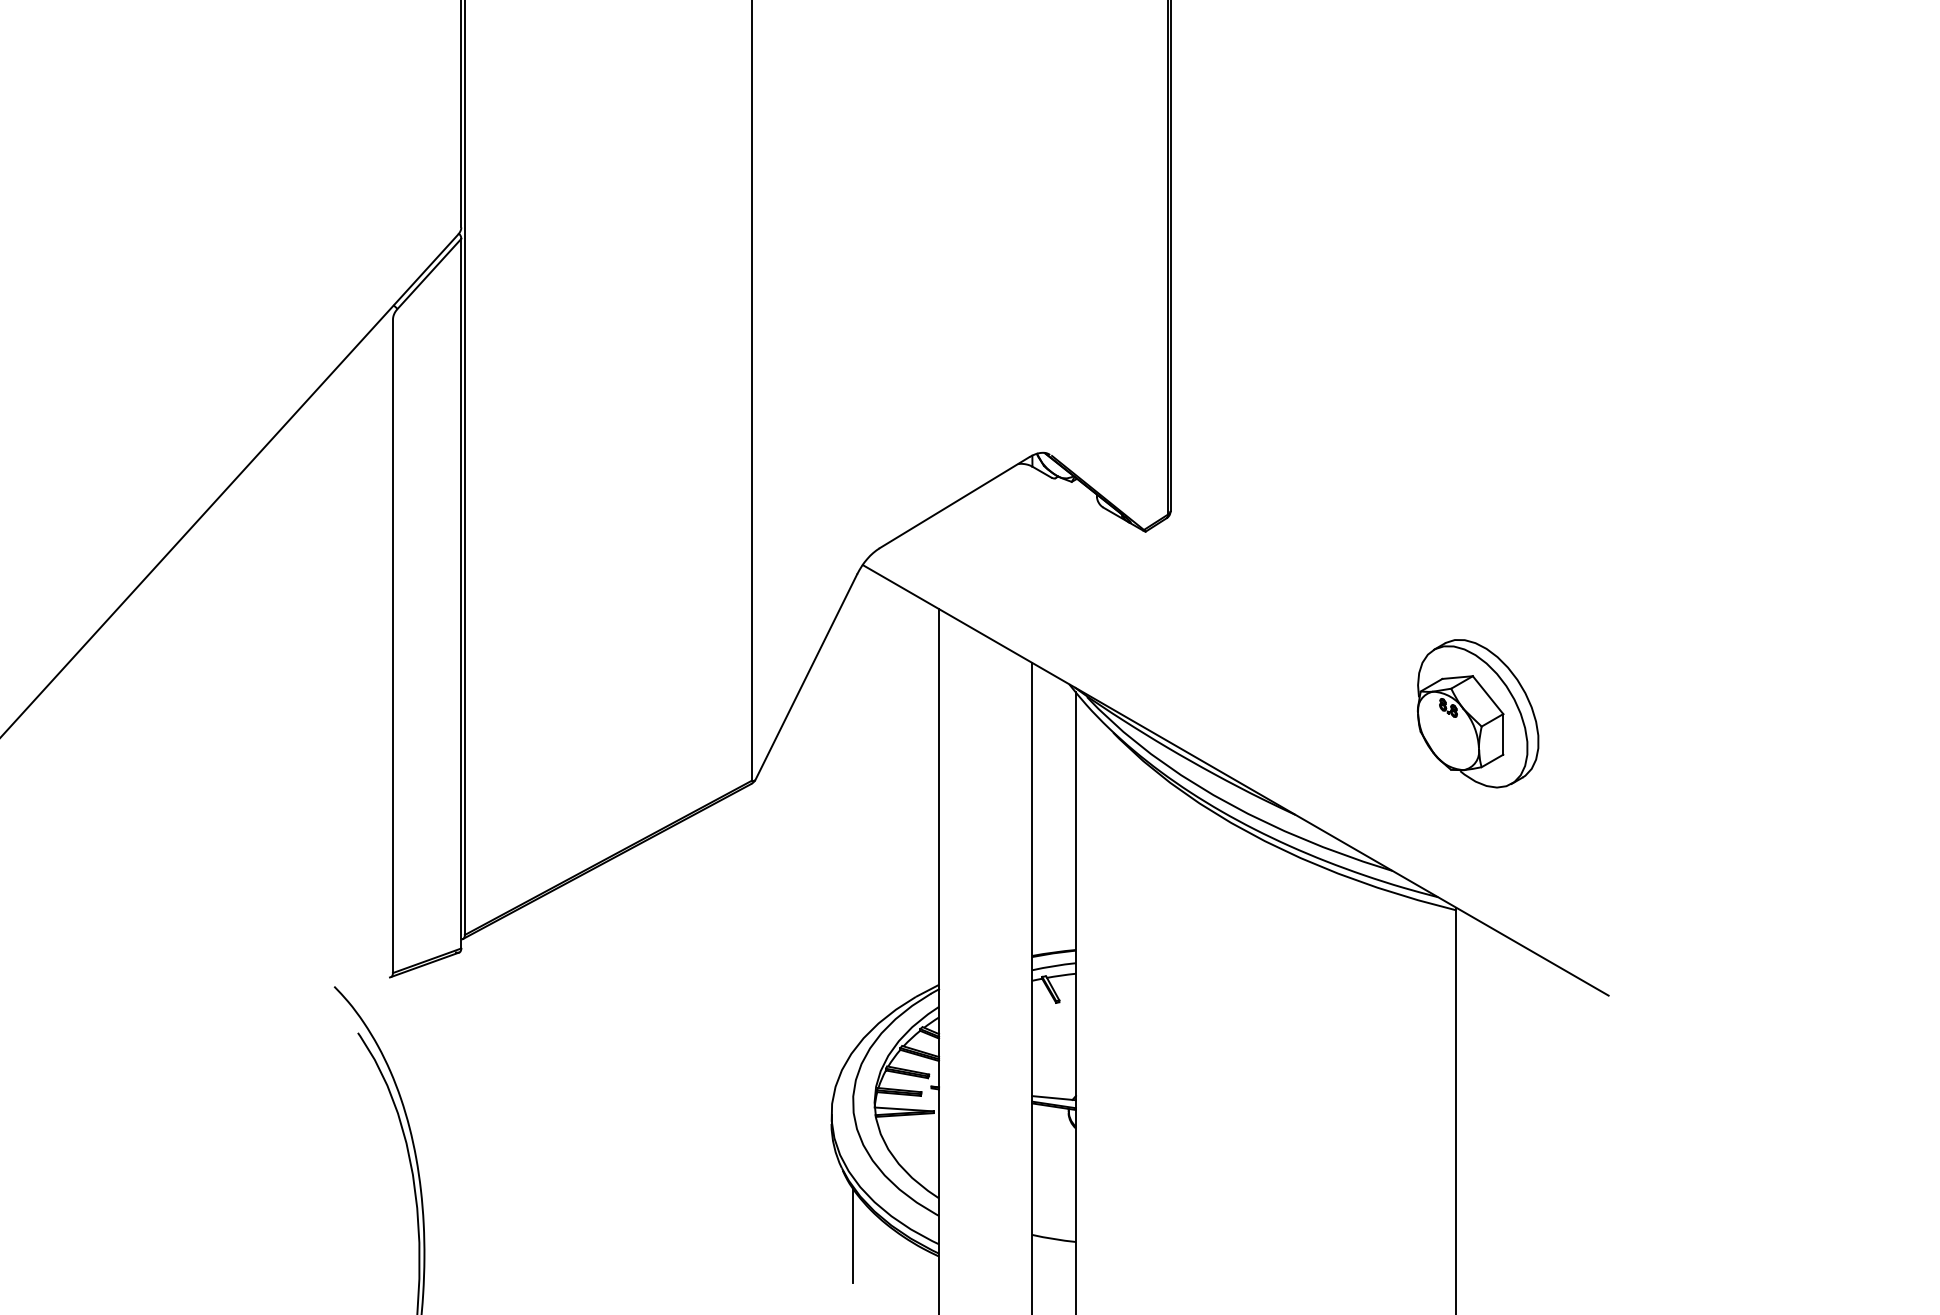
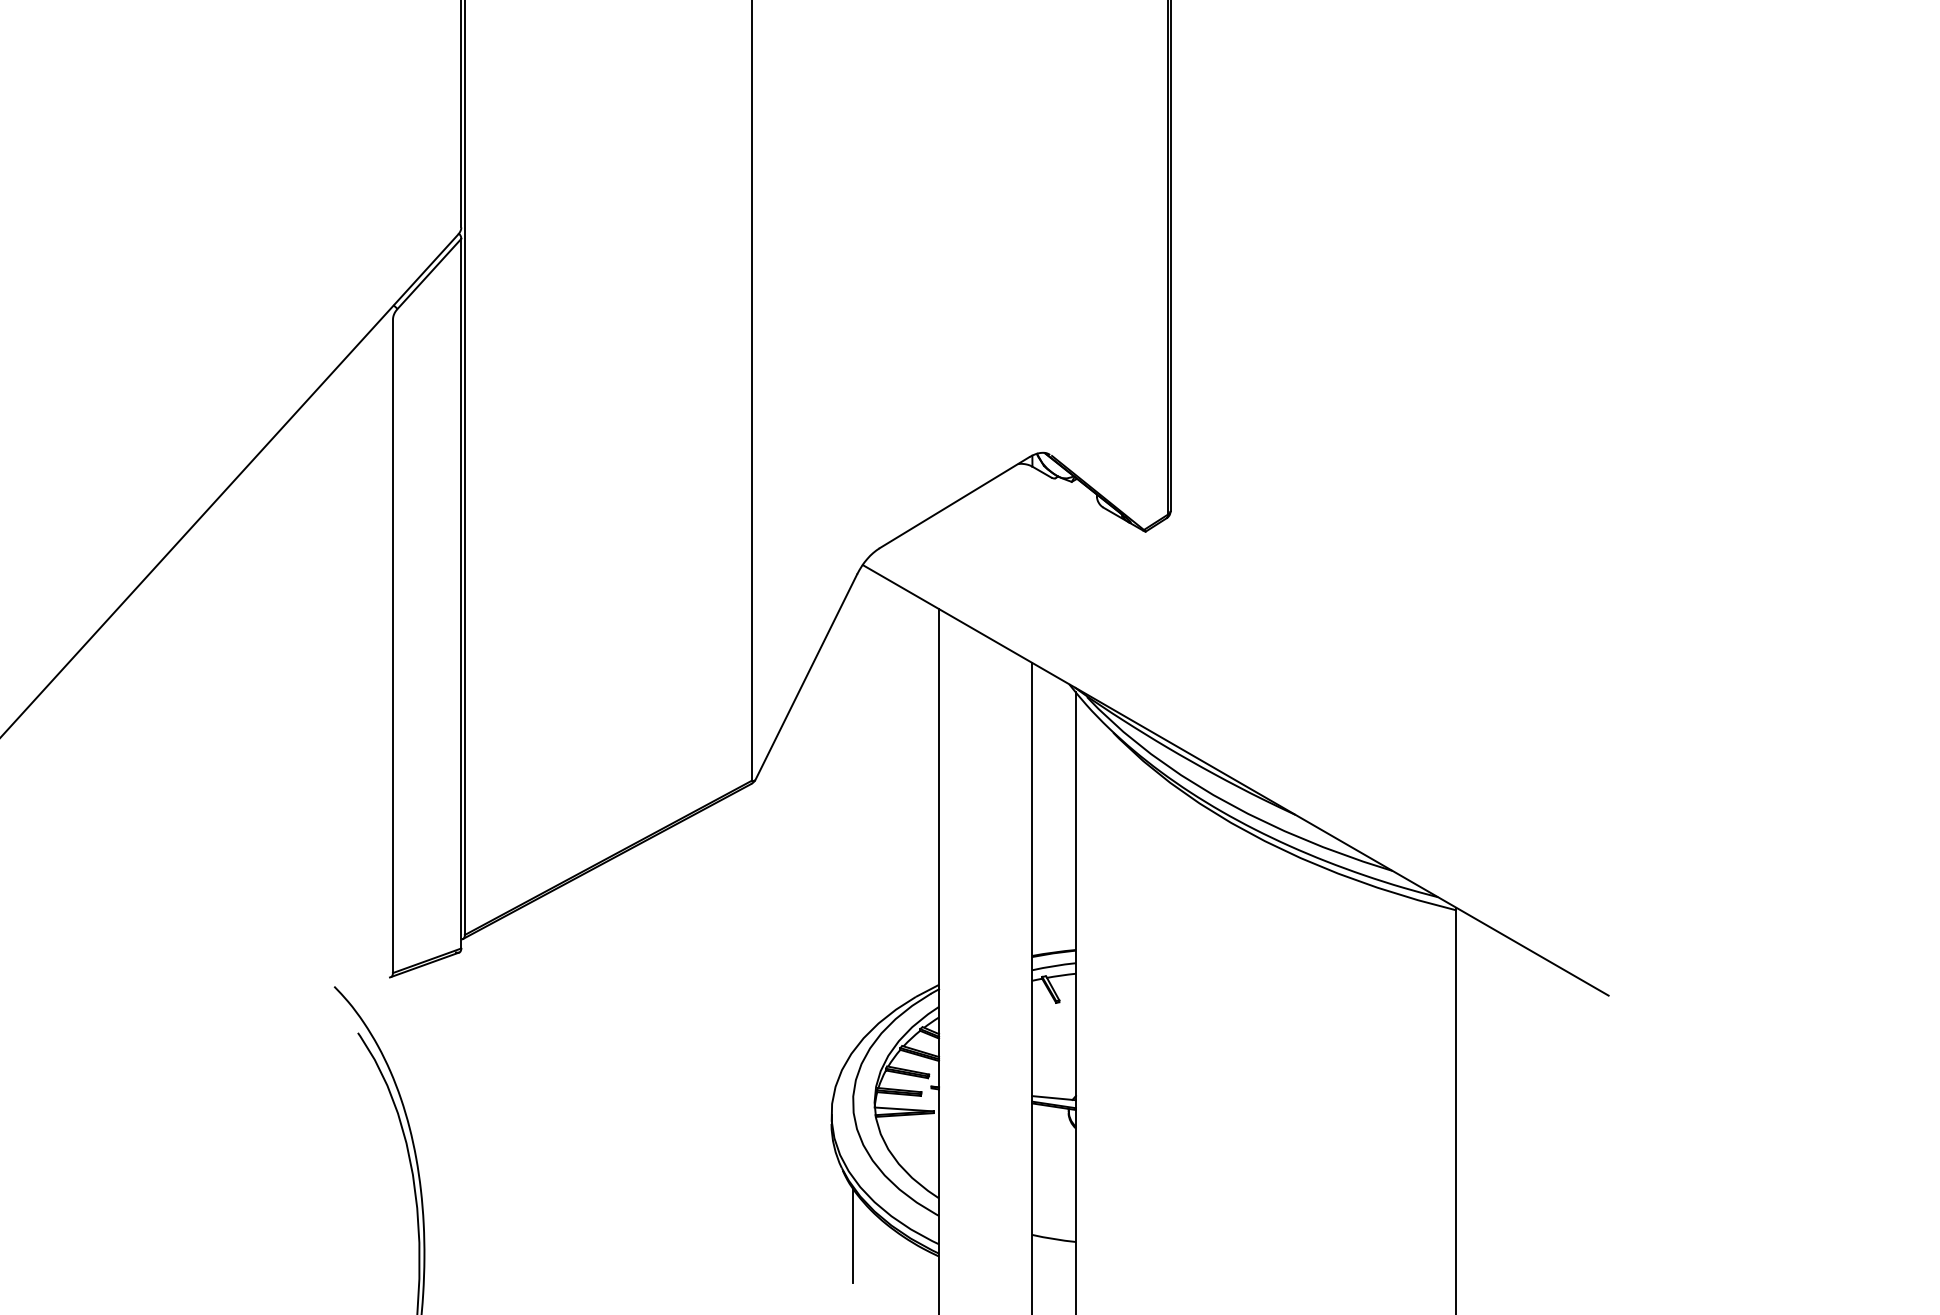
part: present -> none (1478, 713)
